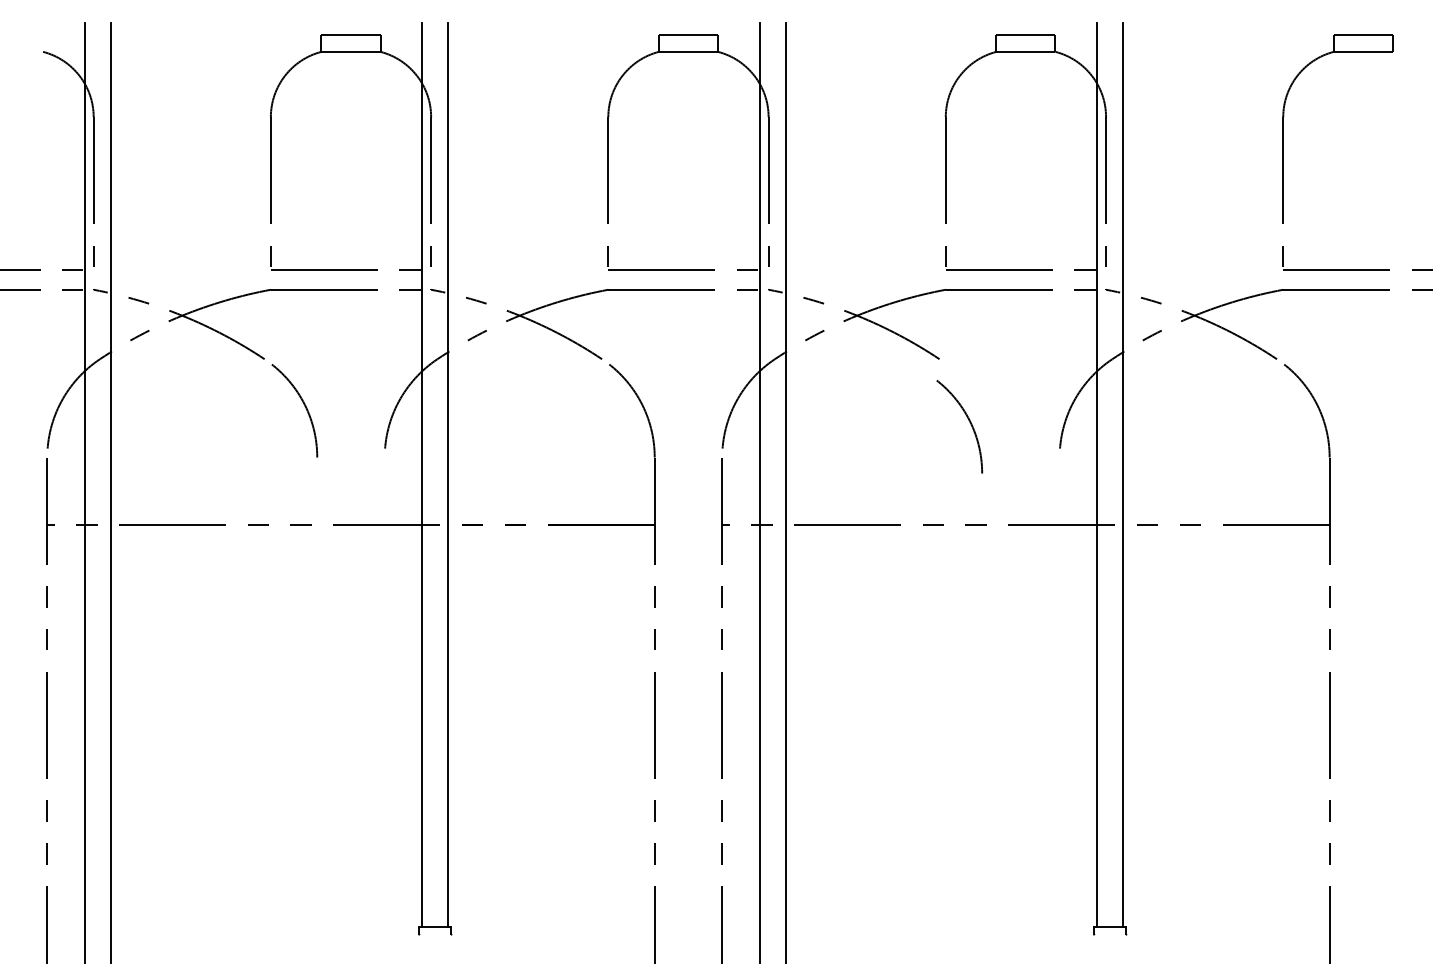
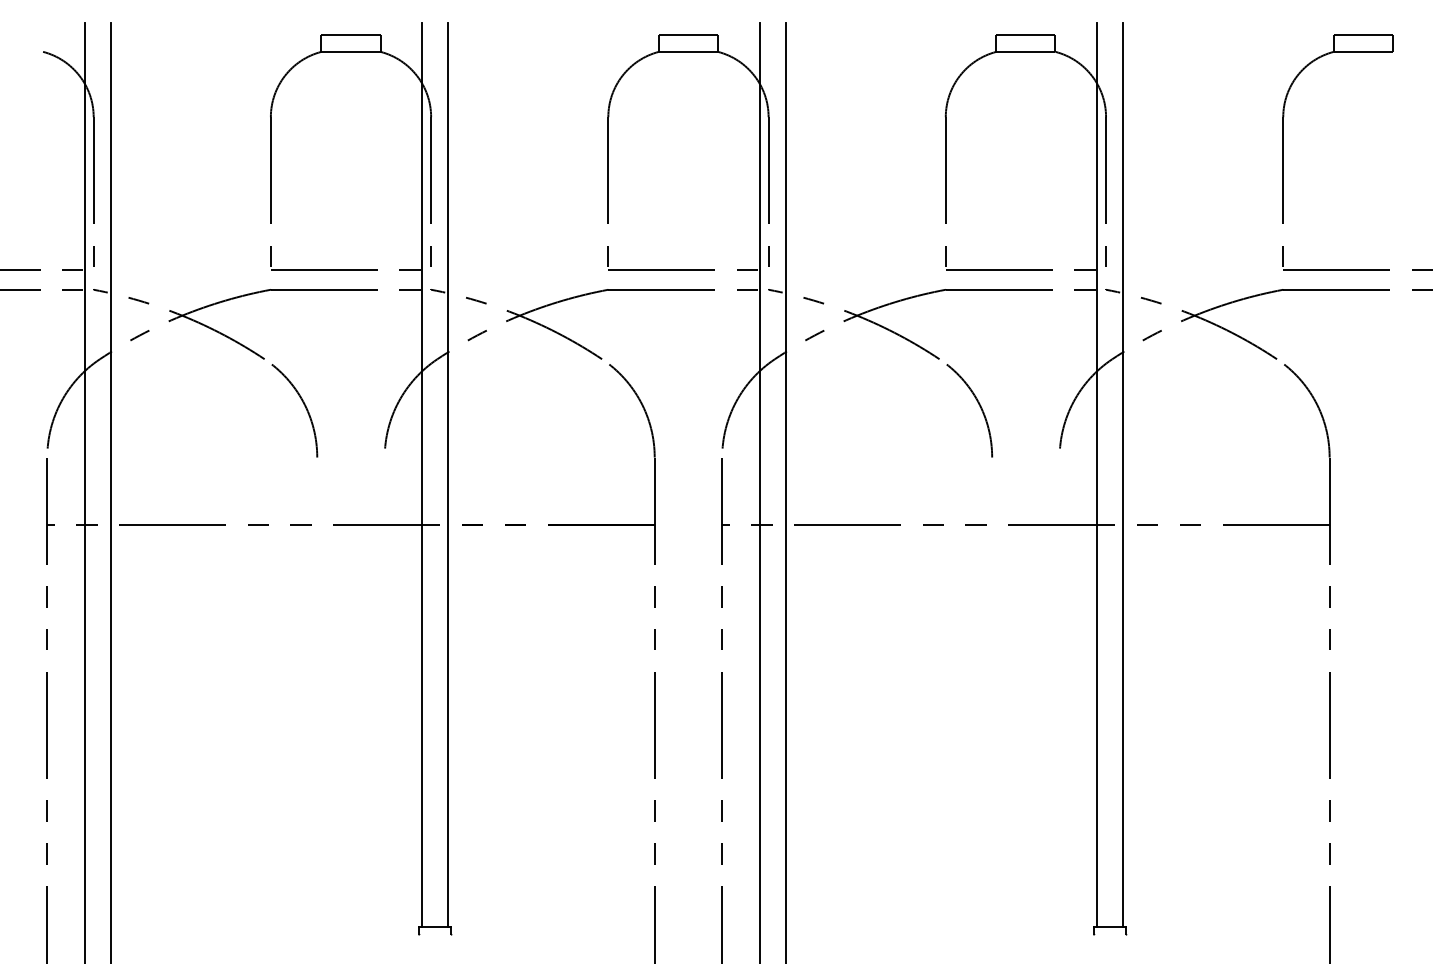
arc position: (969, 422) -> (979, 406) (979, 406)
